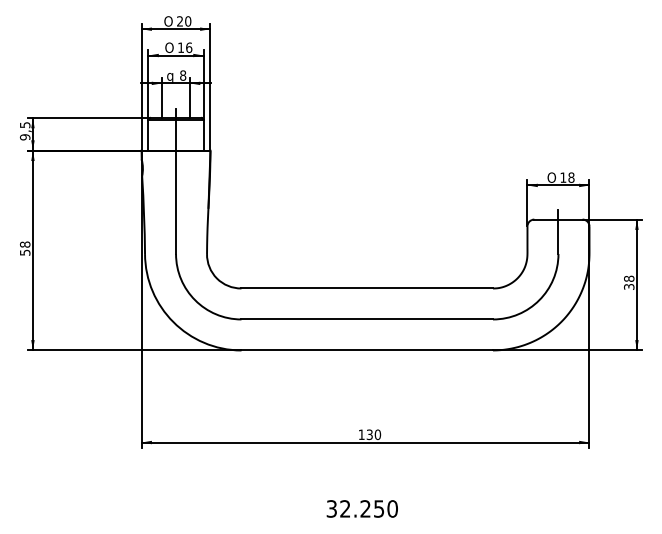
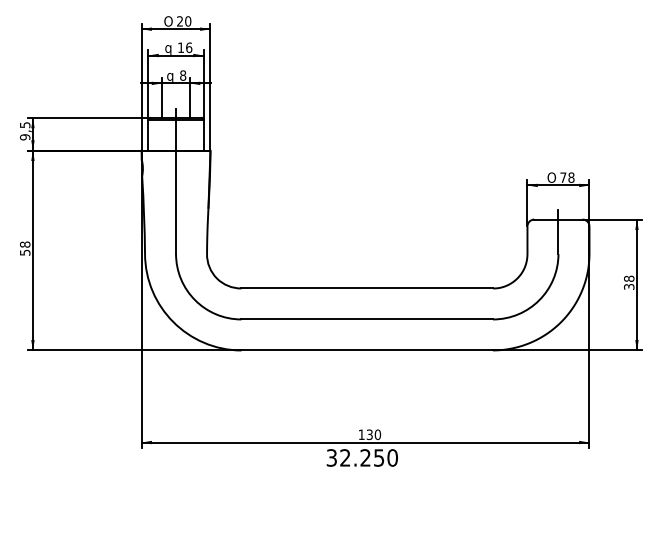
text: O -> q (169, 48)
text: 18 -> 78 (563, 177)
text position: (361, 508) -> (361, 457) (361, 457)
